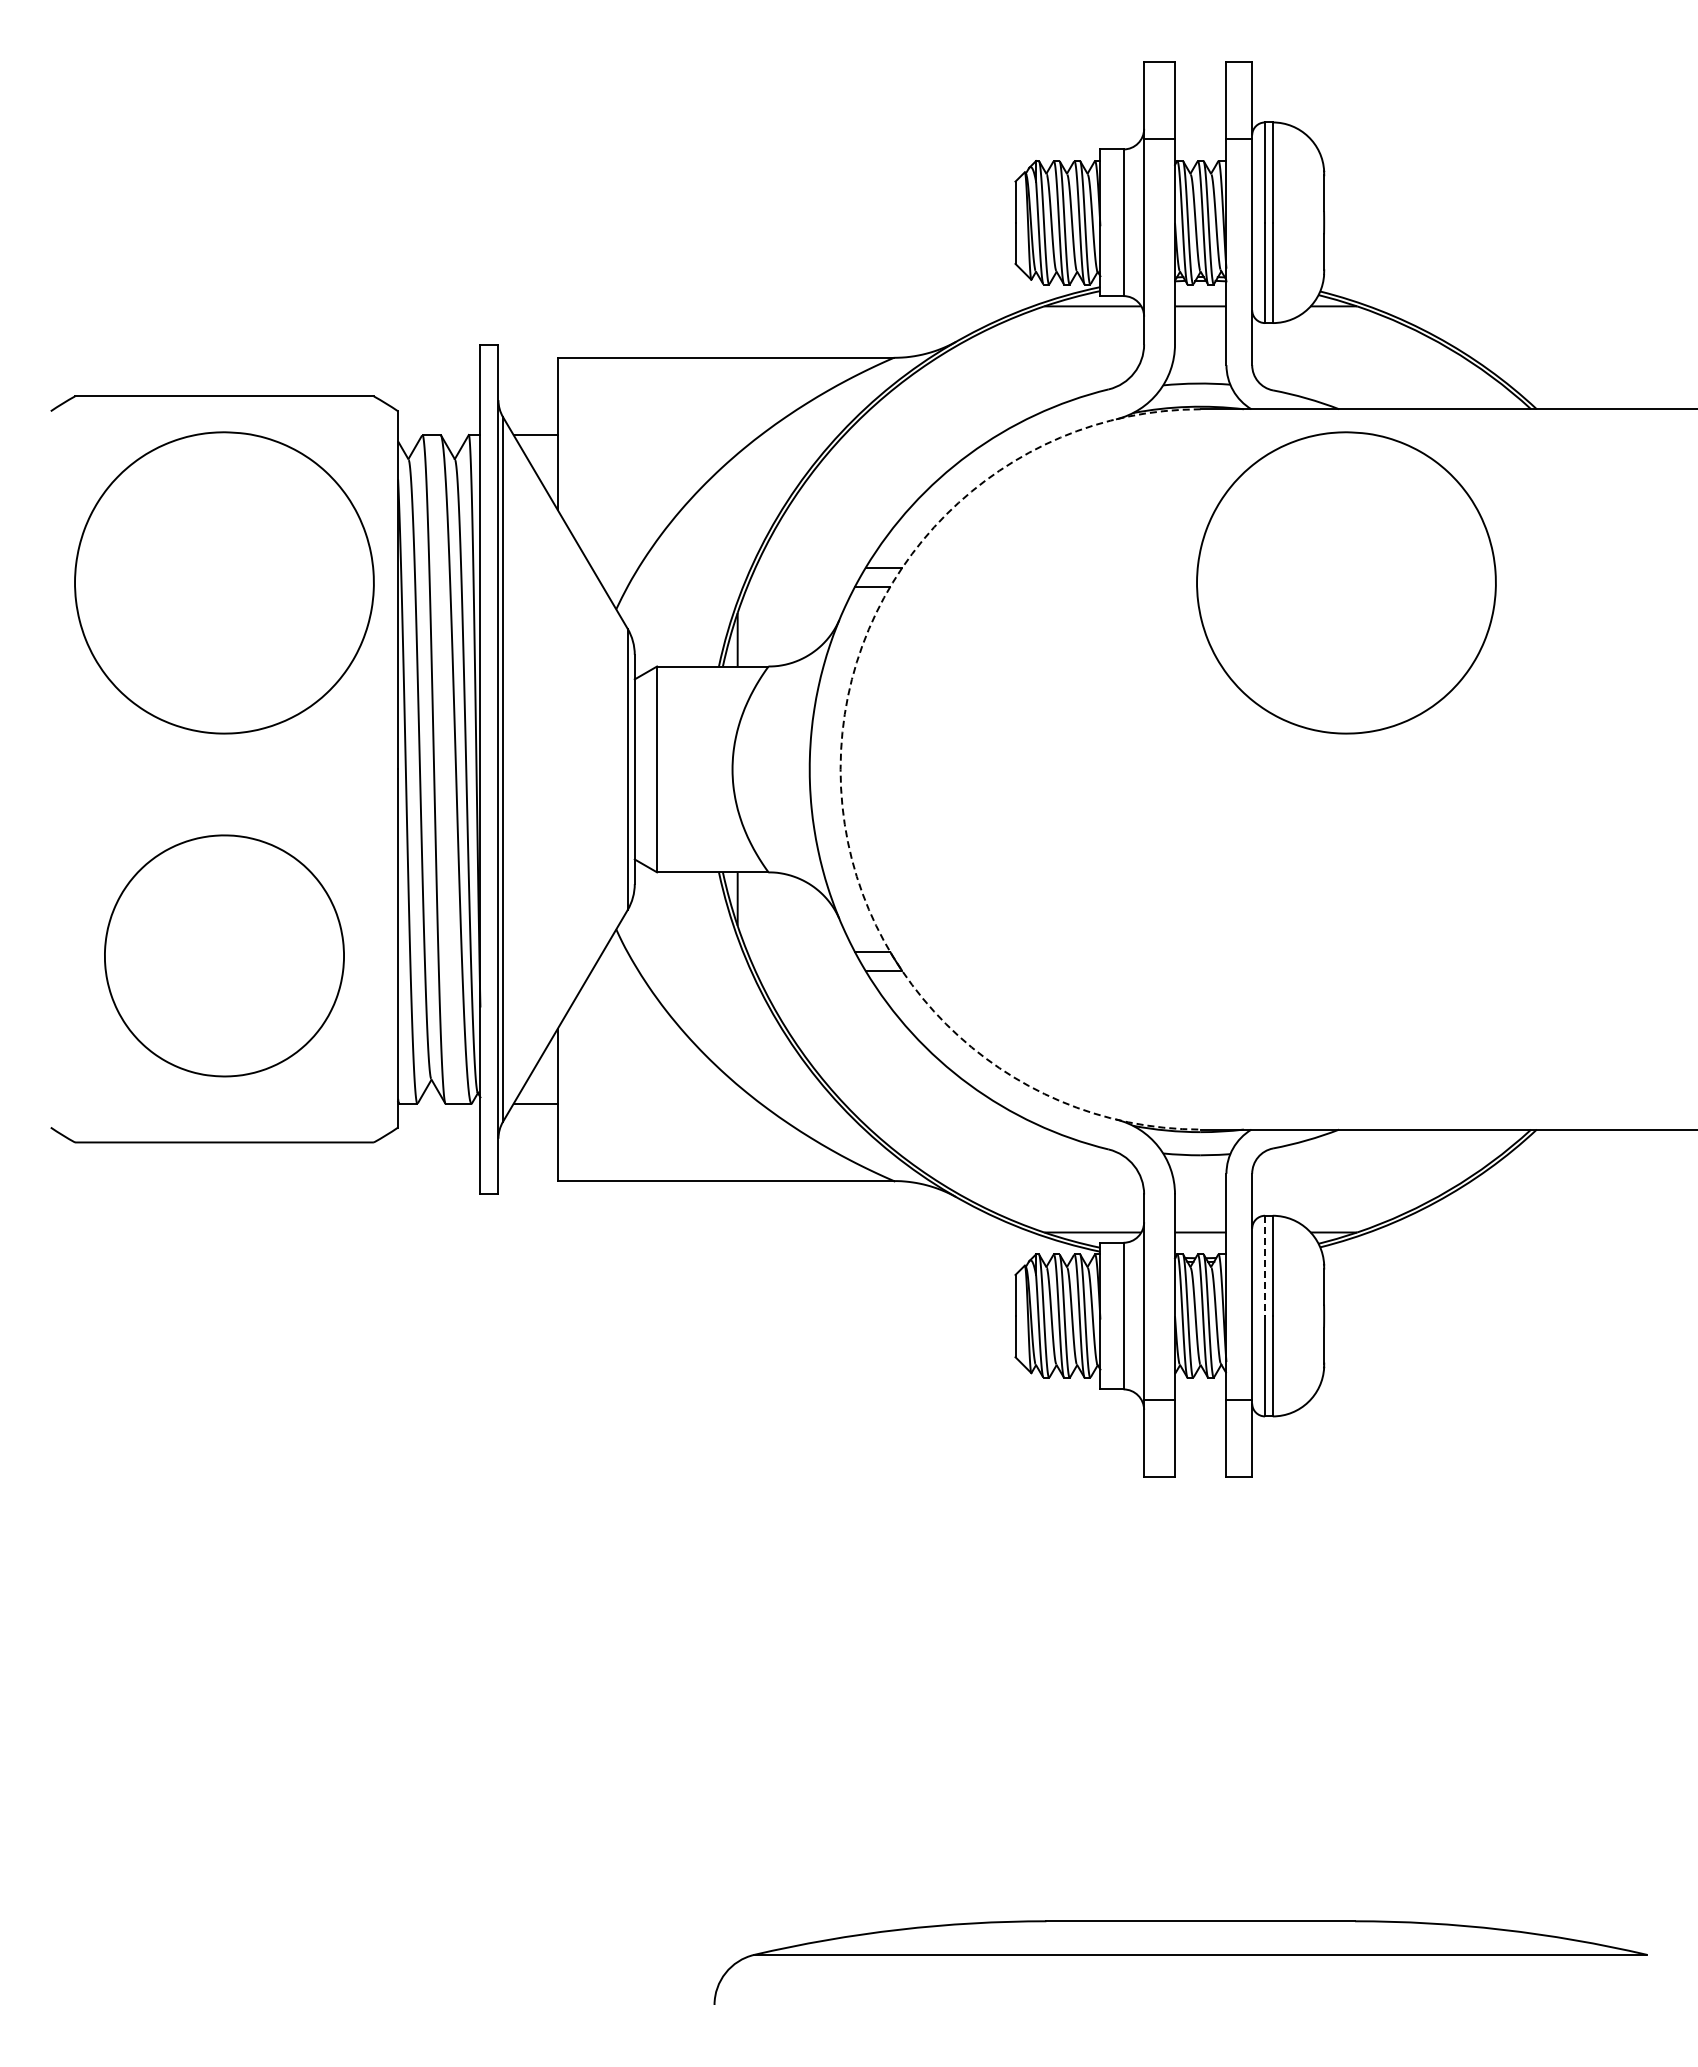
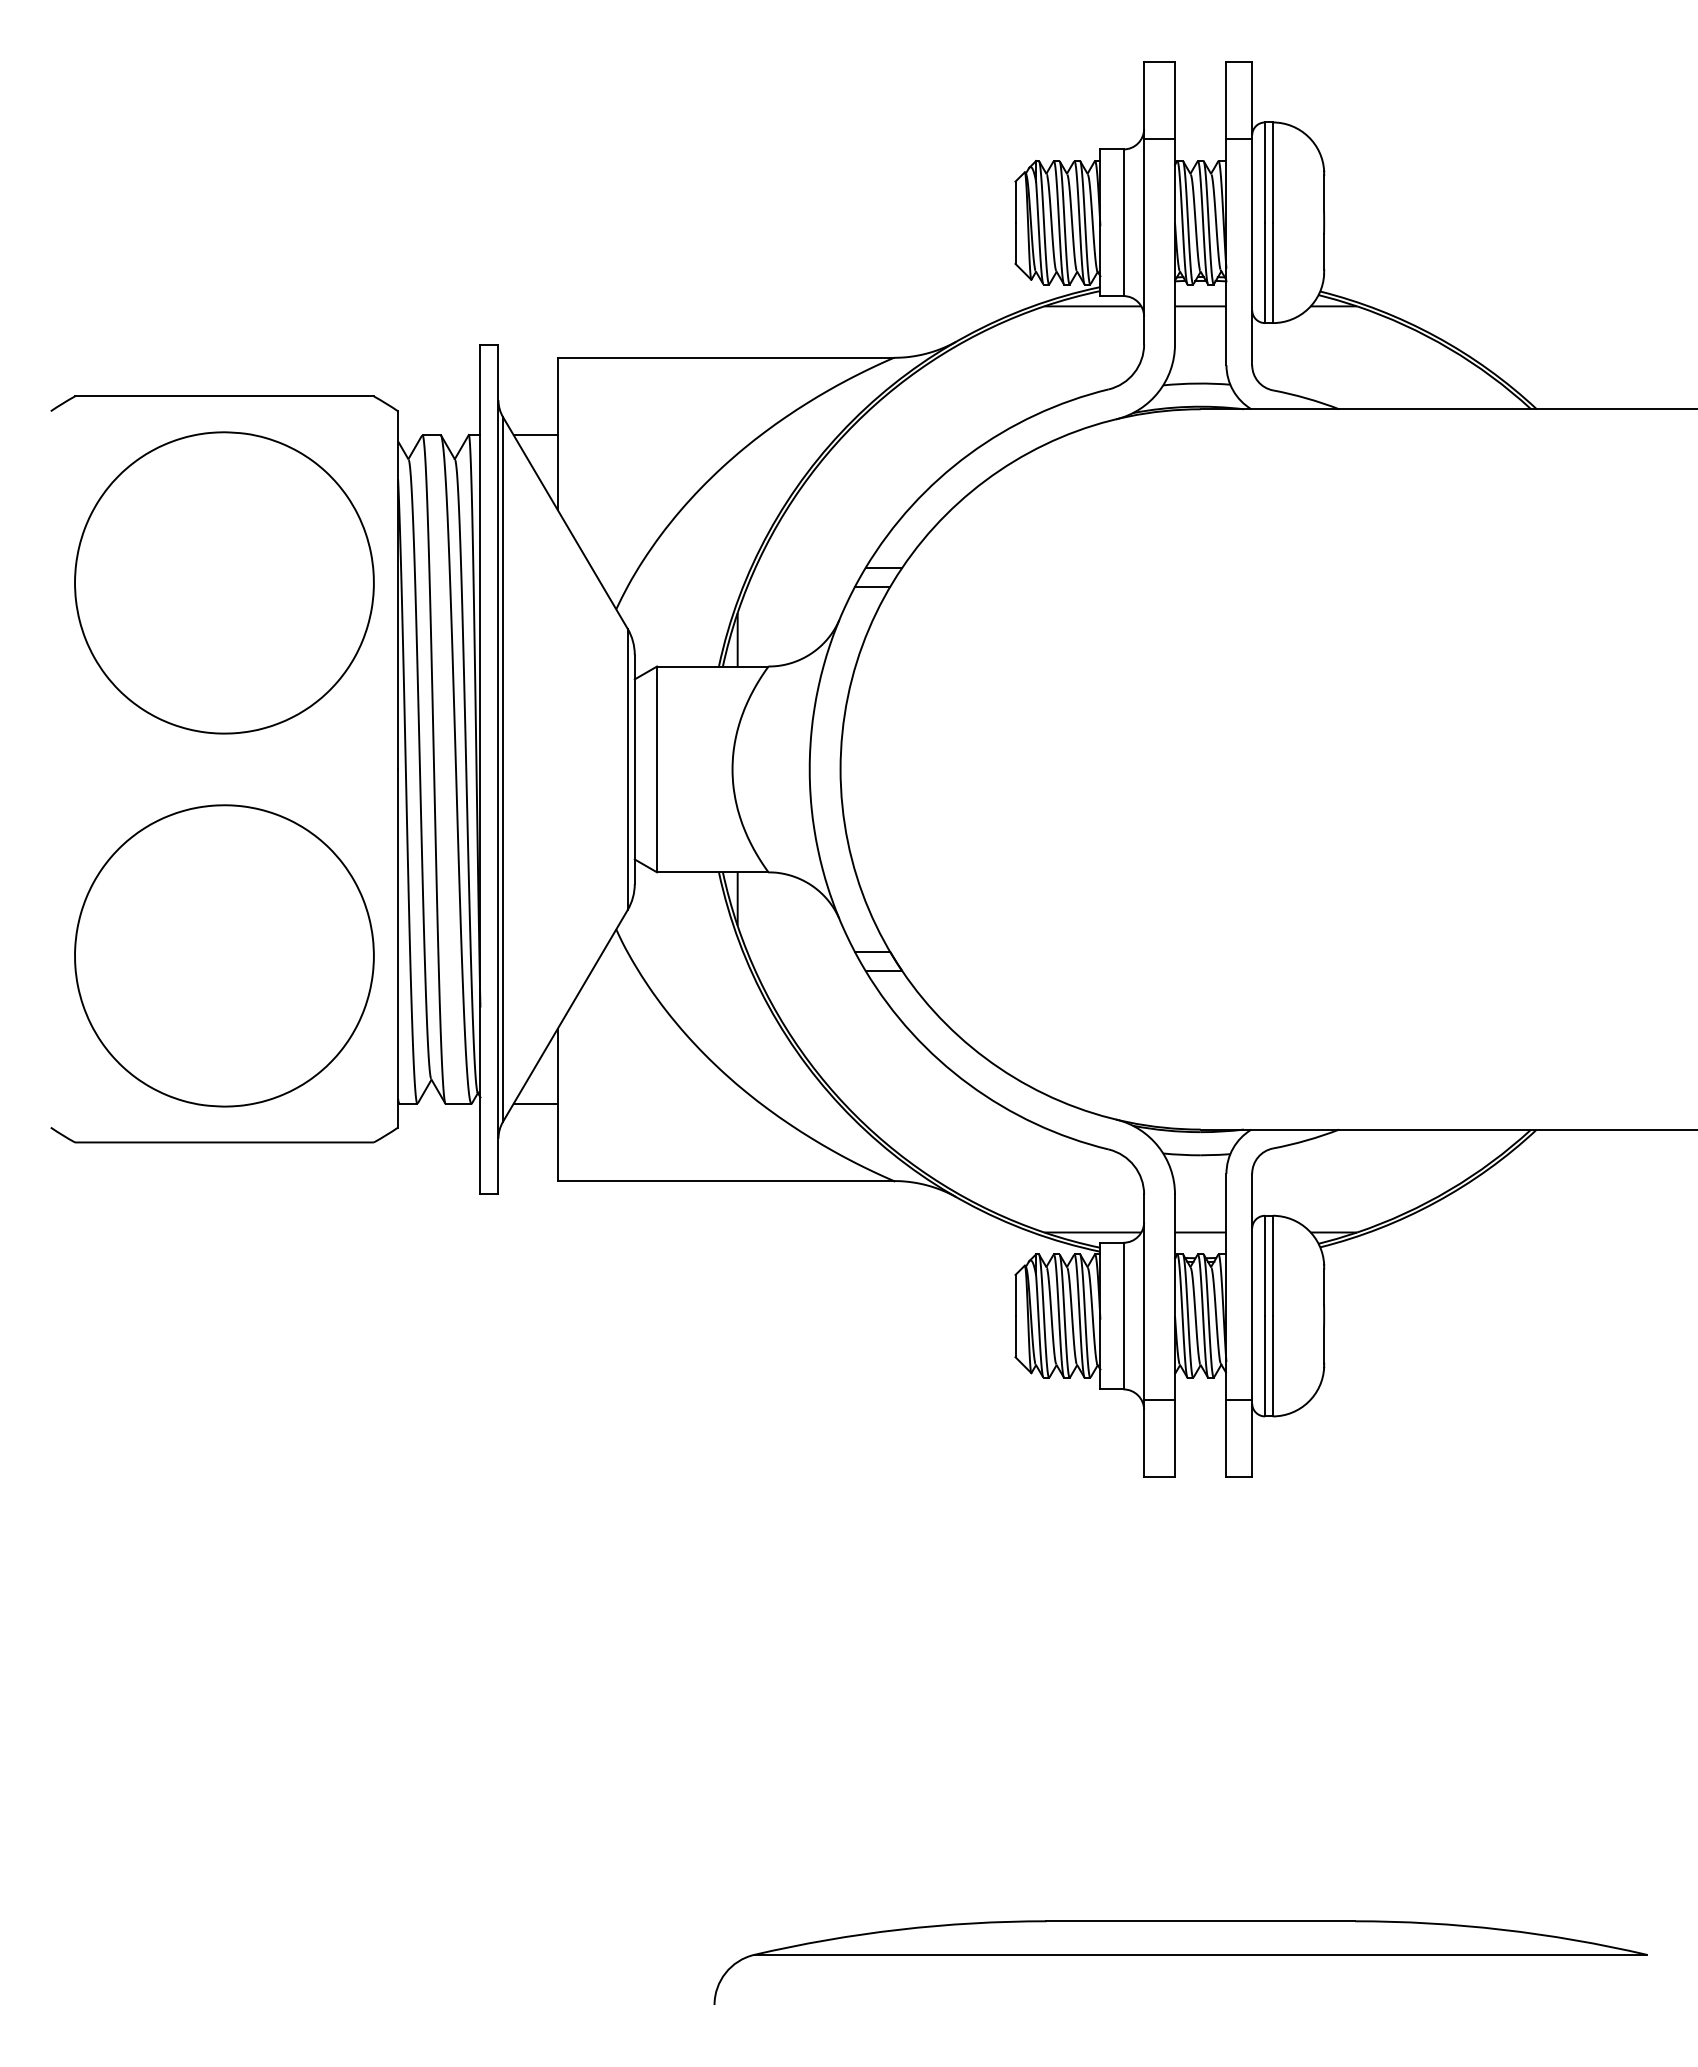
part: present -> none (1346, 582)
arc: dashed -> solid (840, 769)
part size: 241x244 px -> 301x304 px (224, 955)
line: dashed -> solid (1265, 1266)
